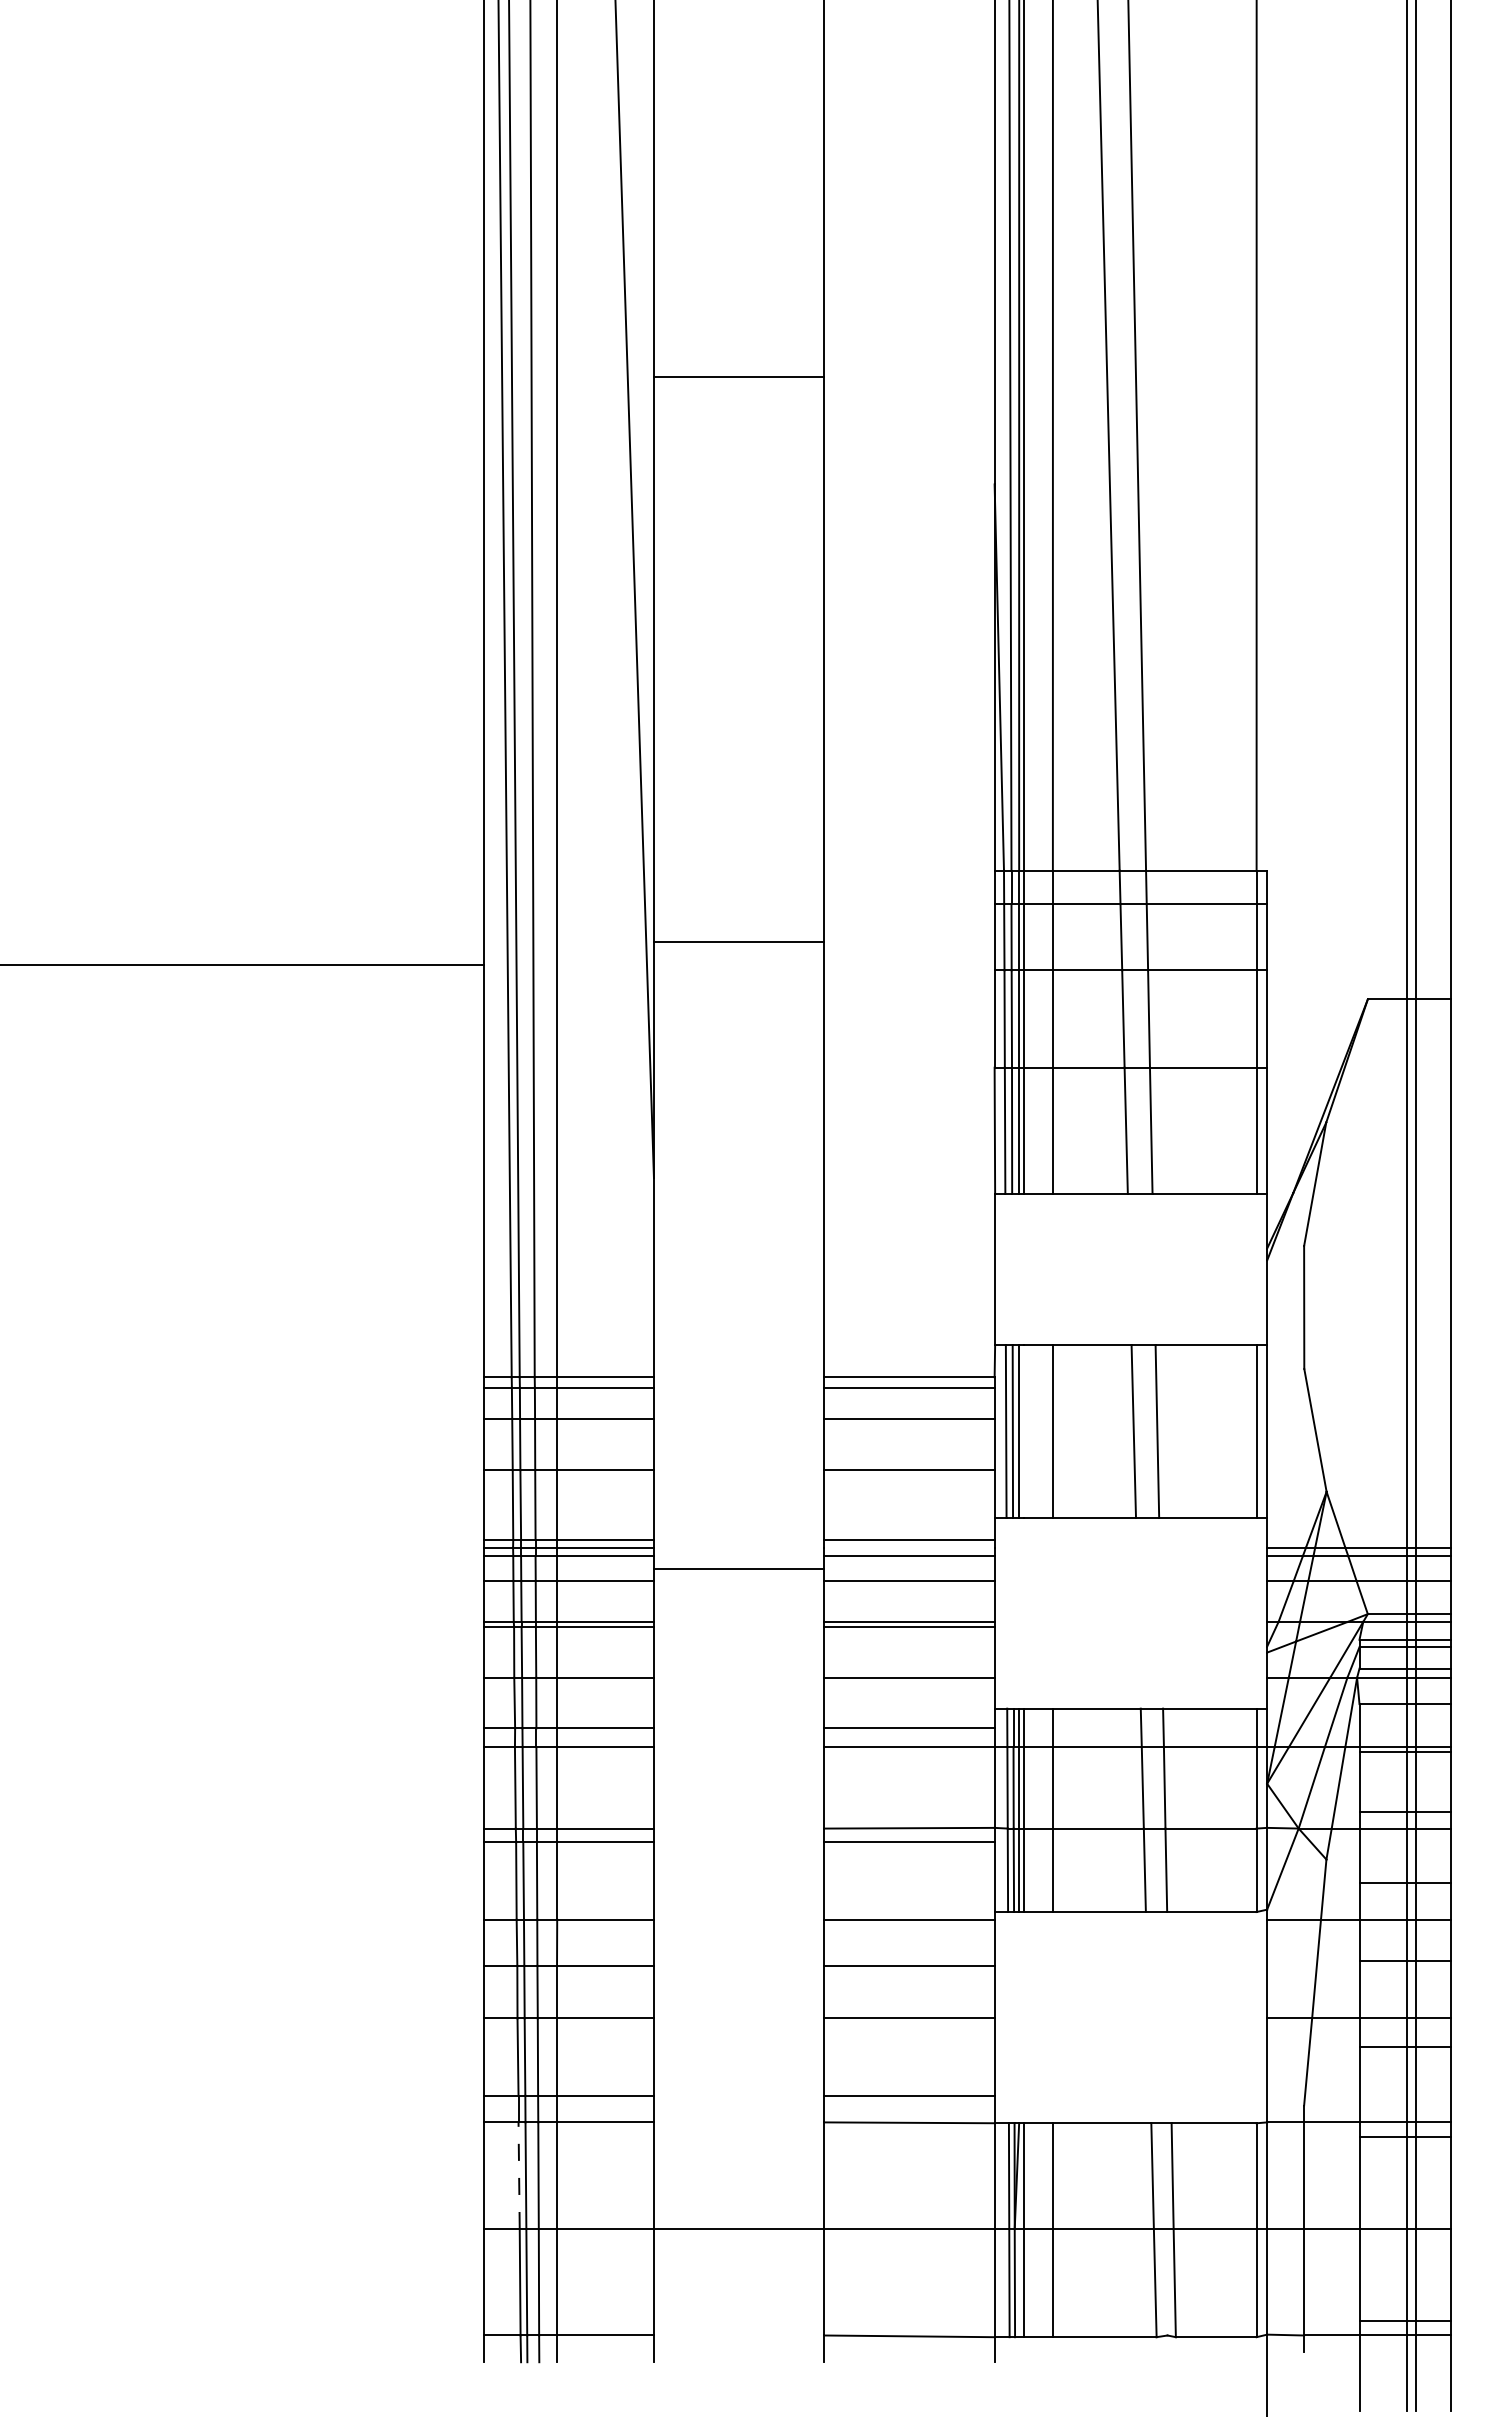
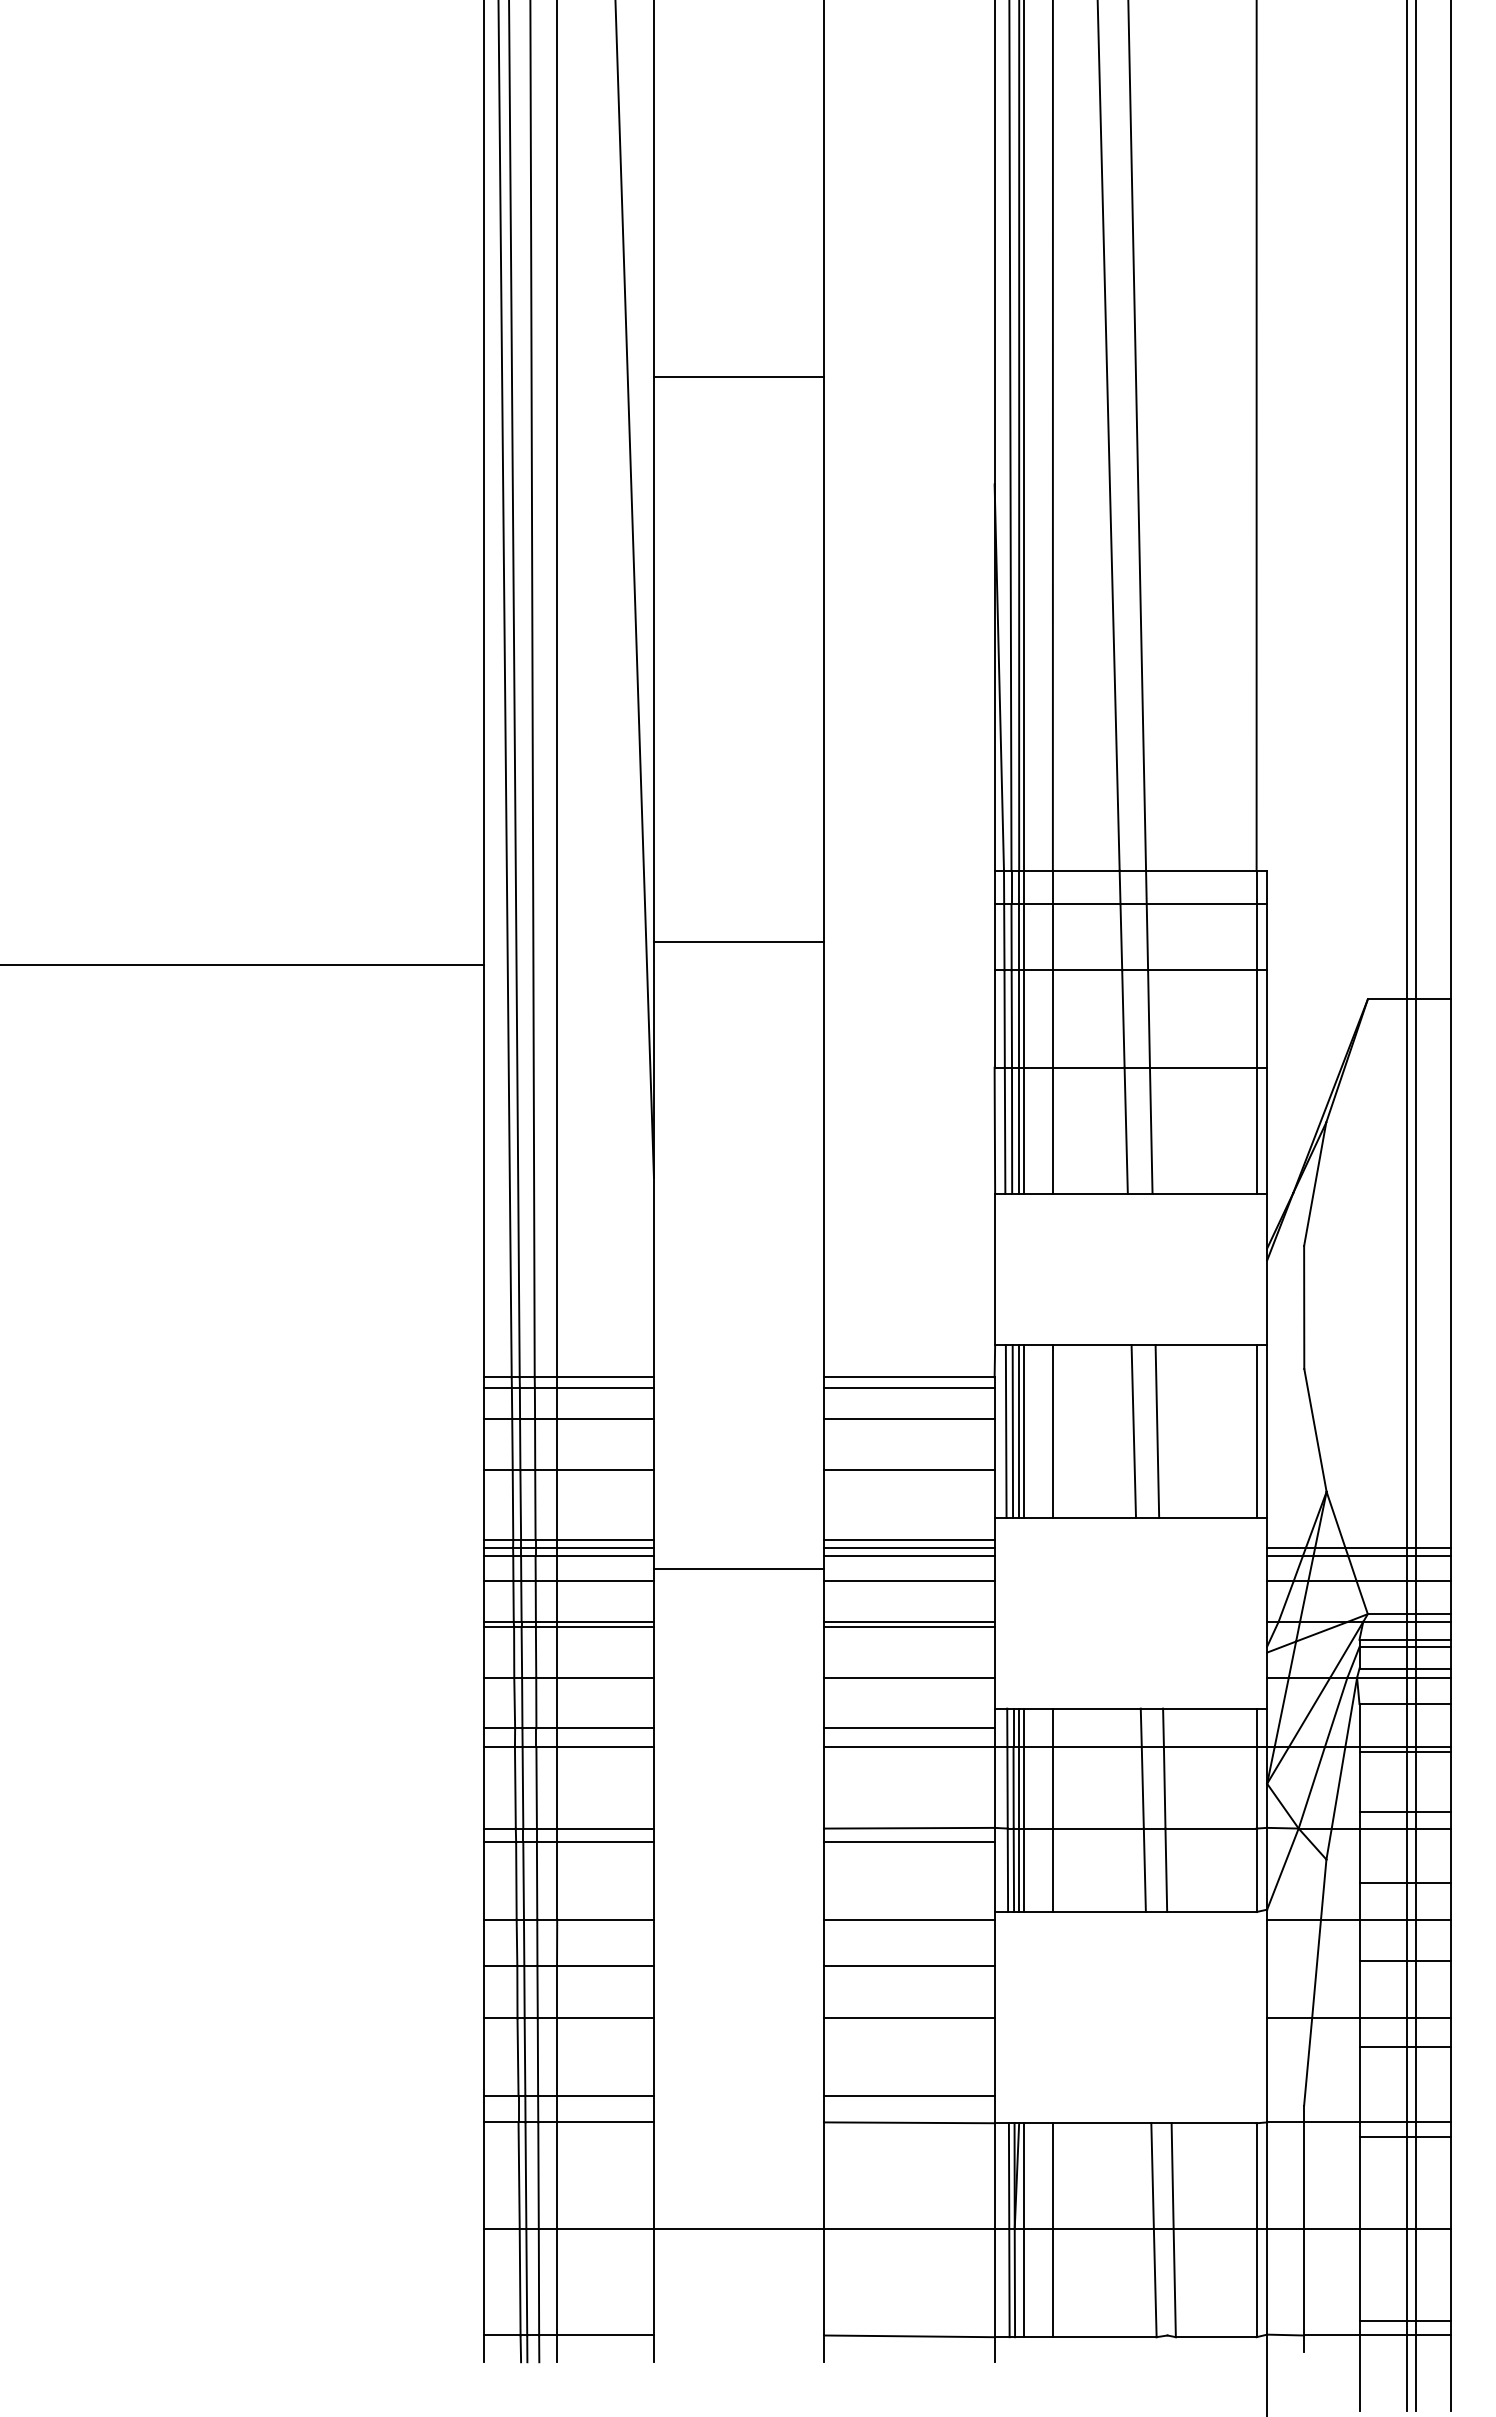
line: none -> present (1024, 1431)
line: none -> present (909, 1547)
line: dashed -> solid (519, 2175)
